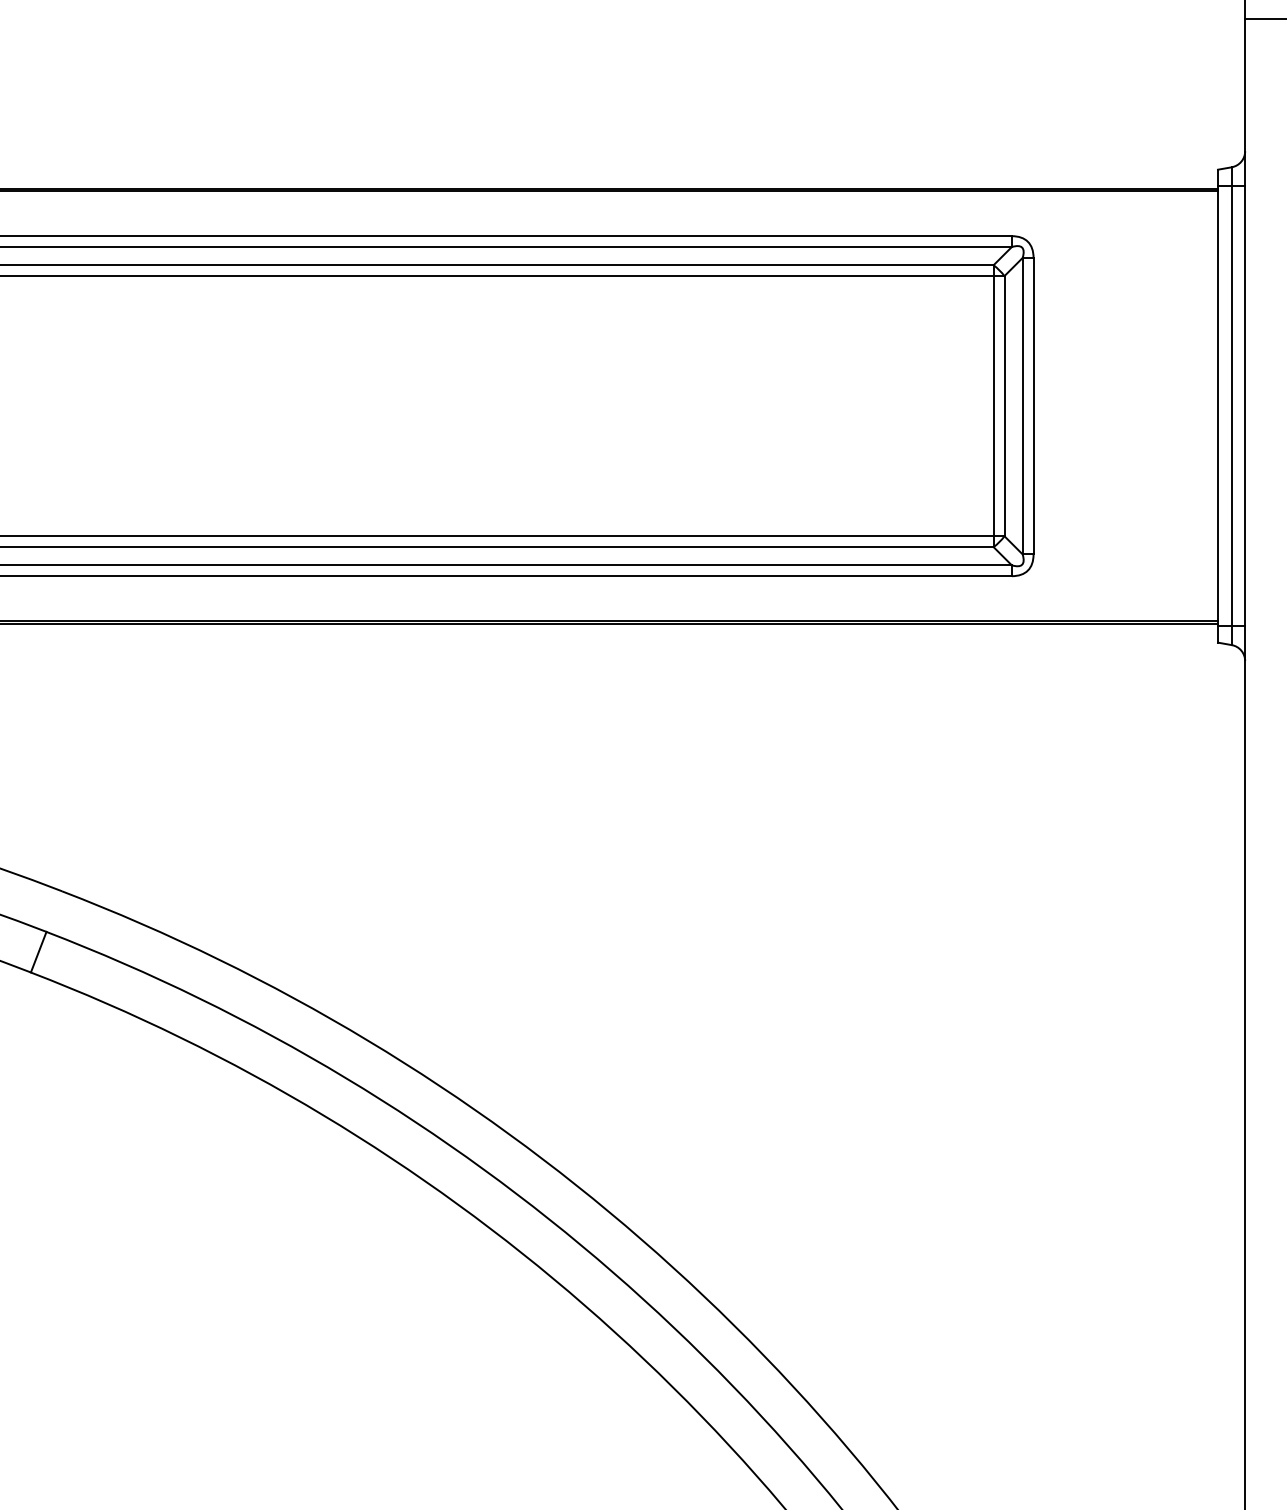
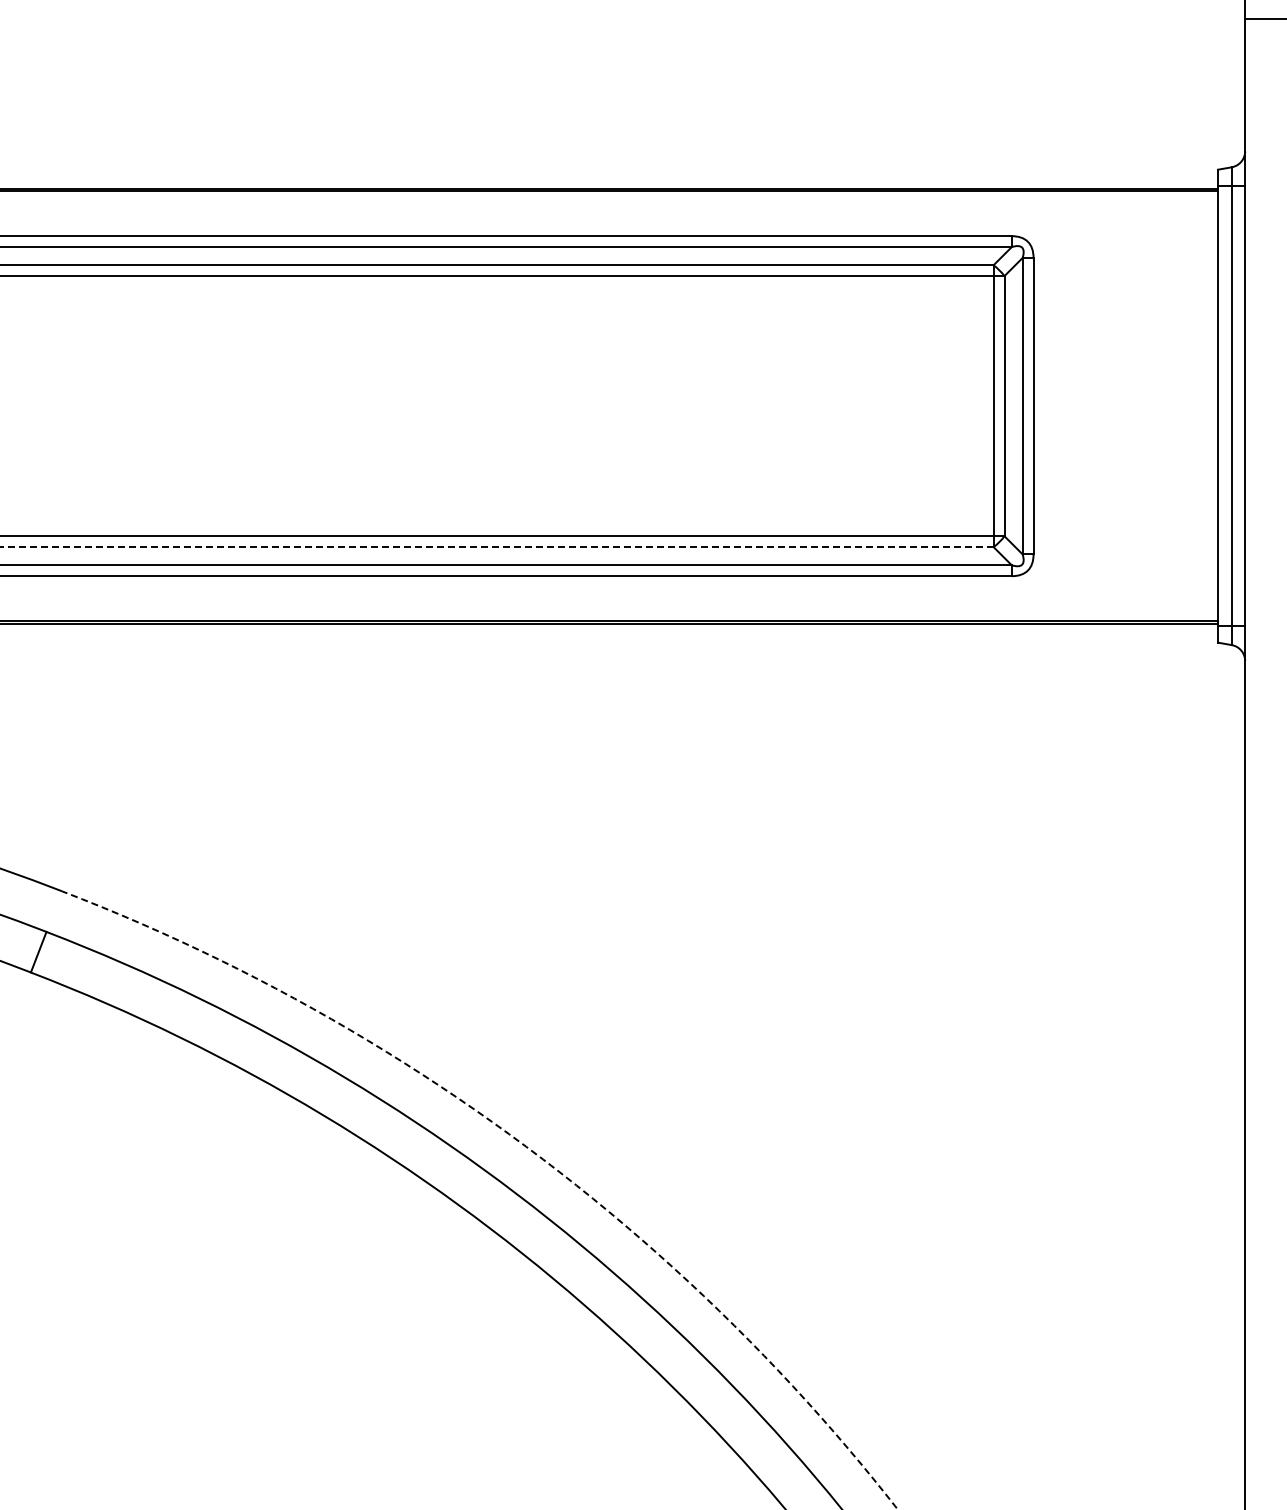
line: solid -> dashed (496, 547)
arc: solid -> dashed (522, 1144)
